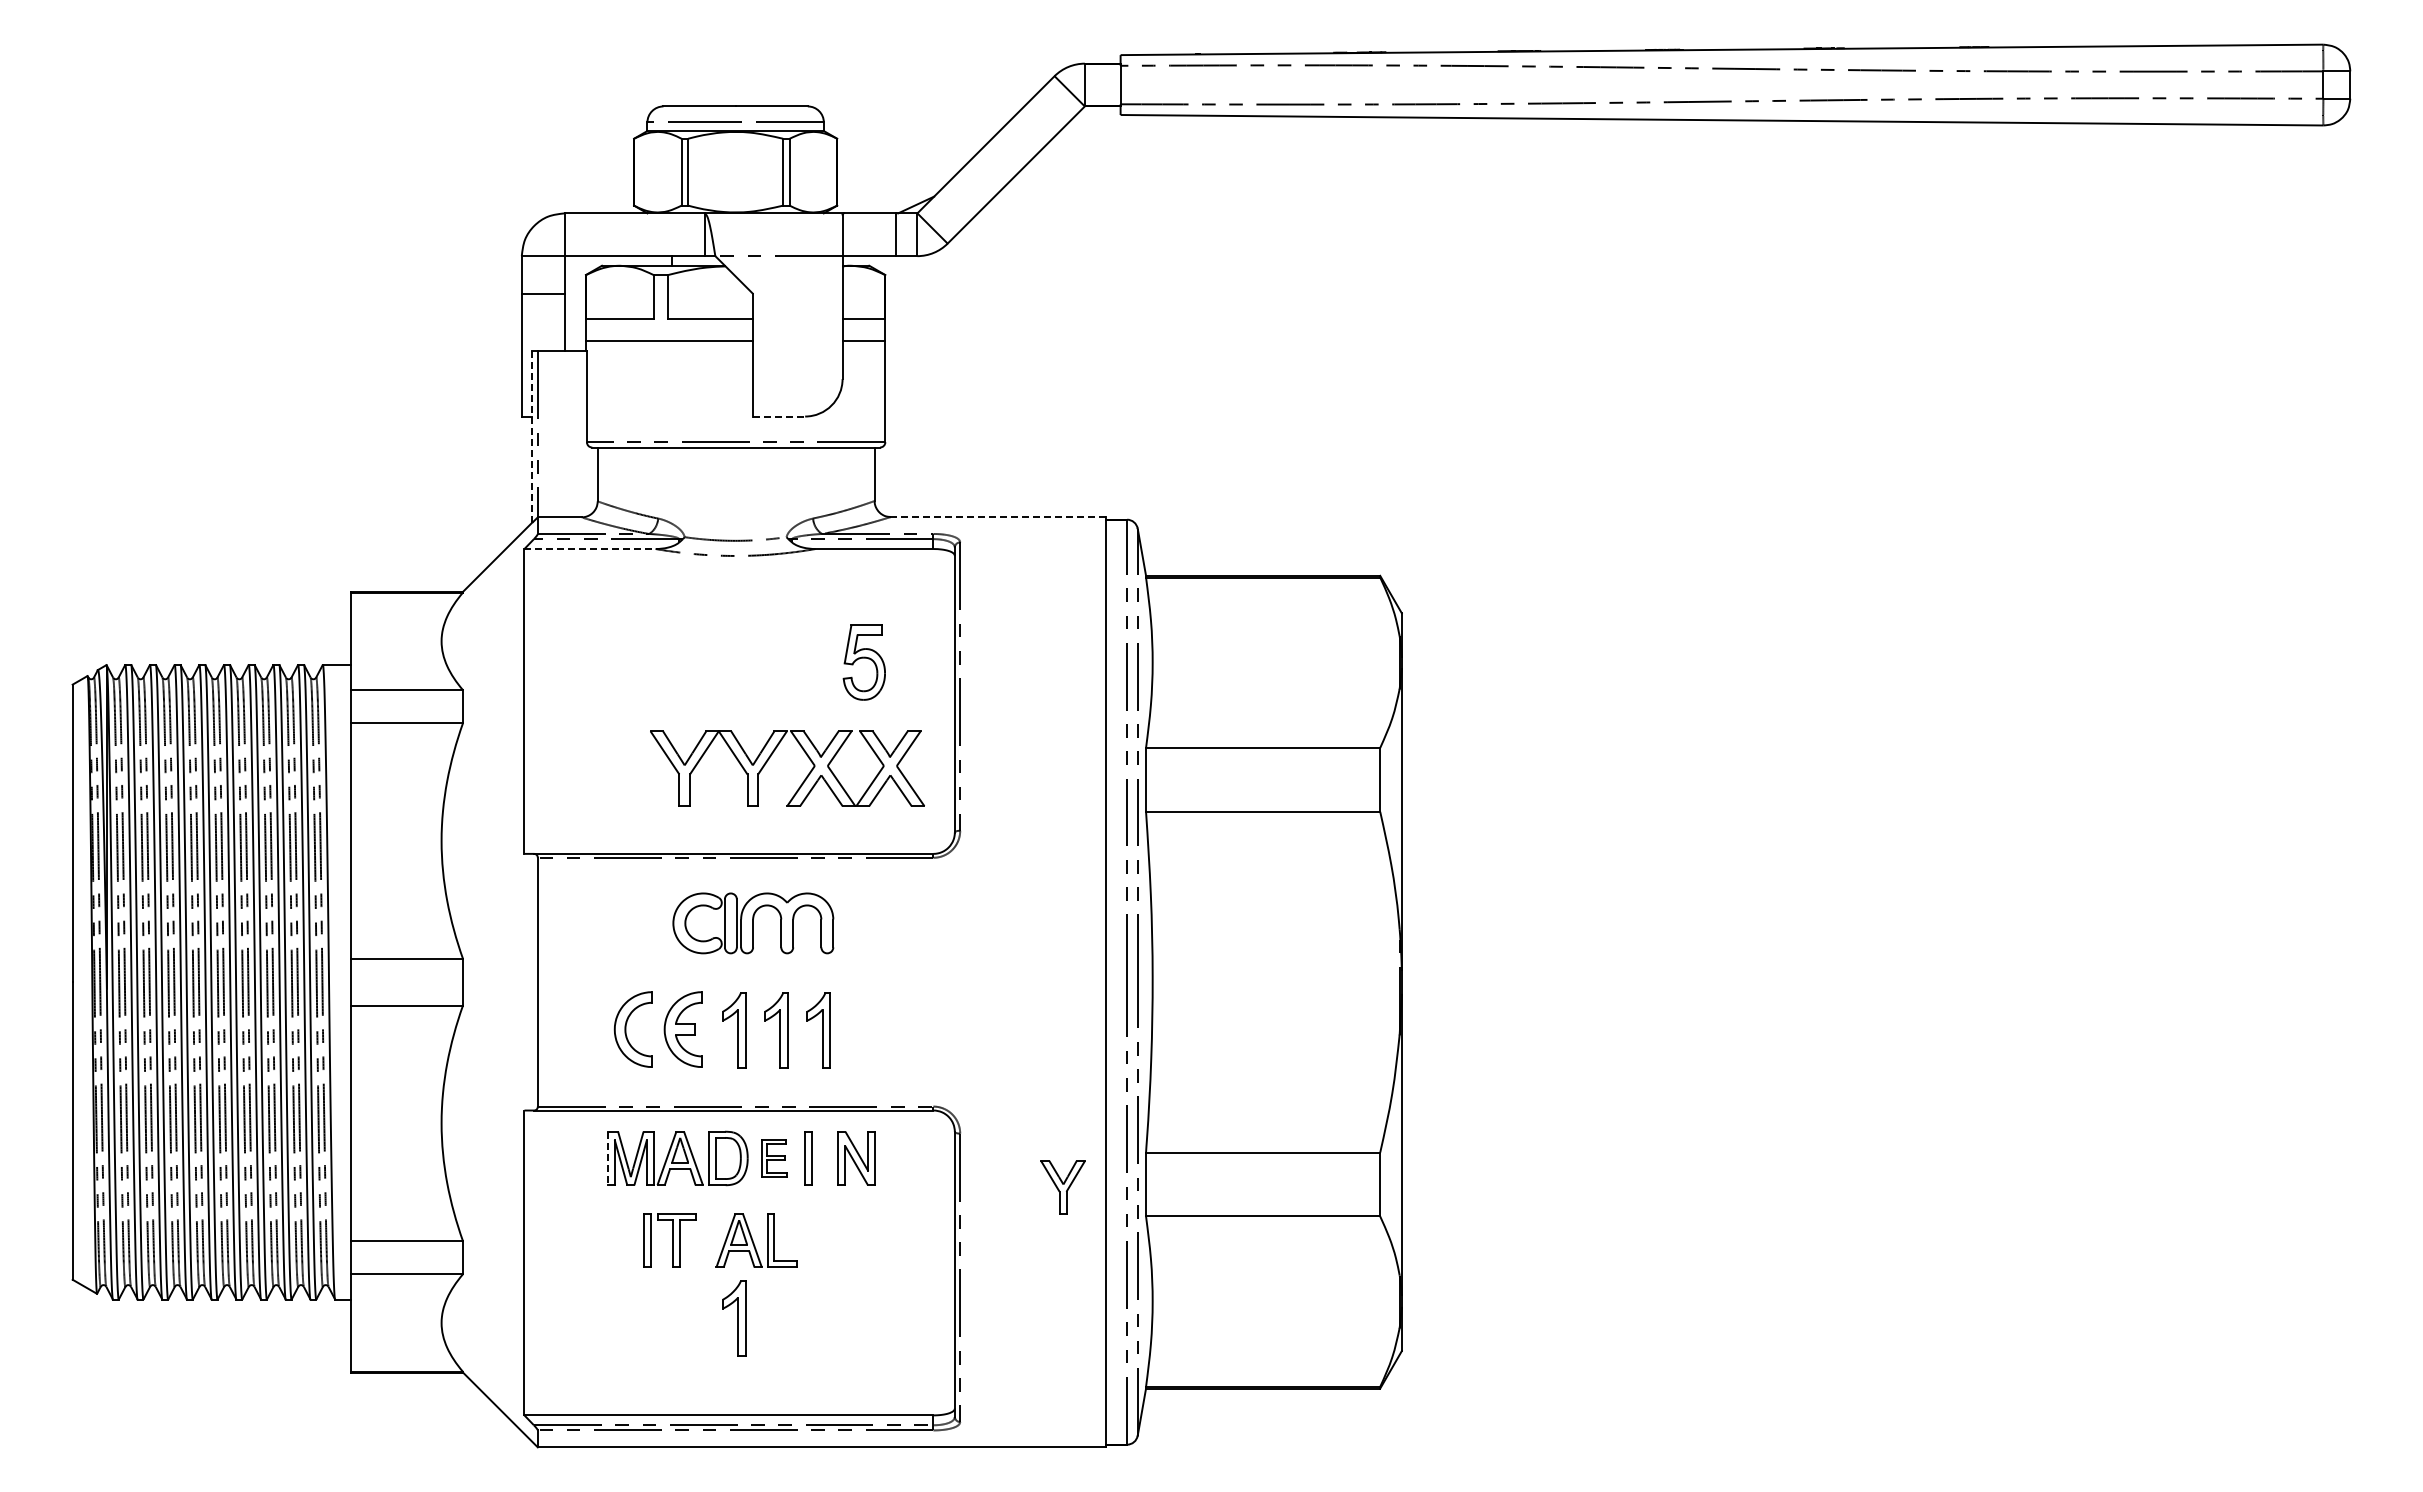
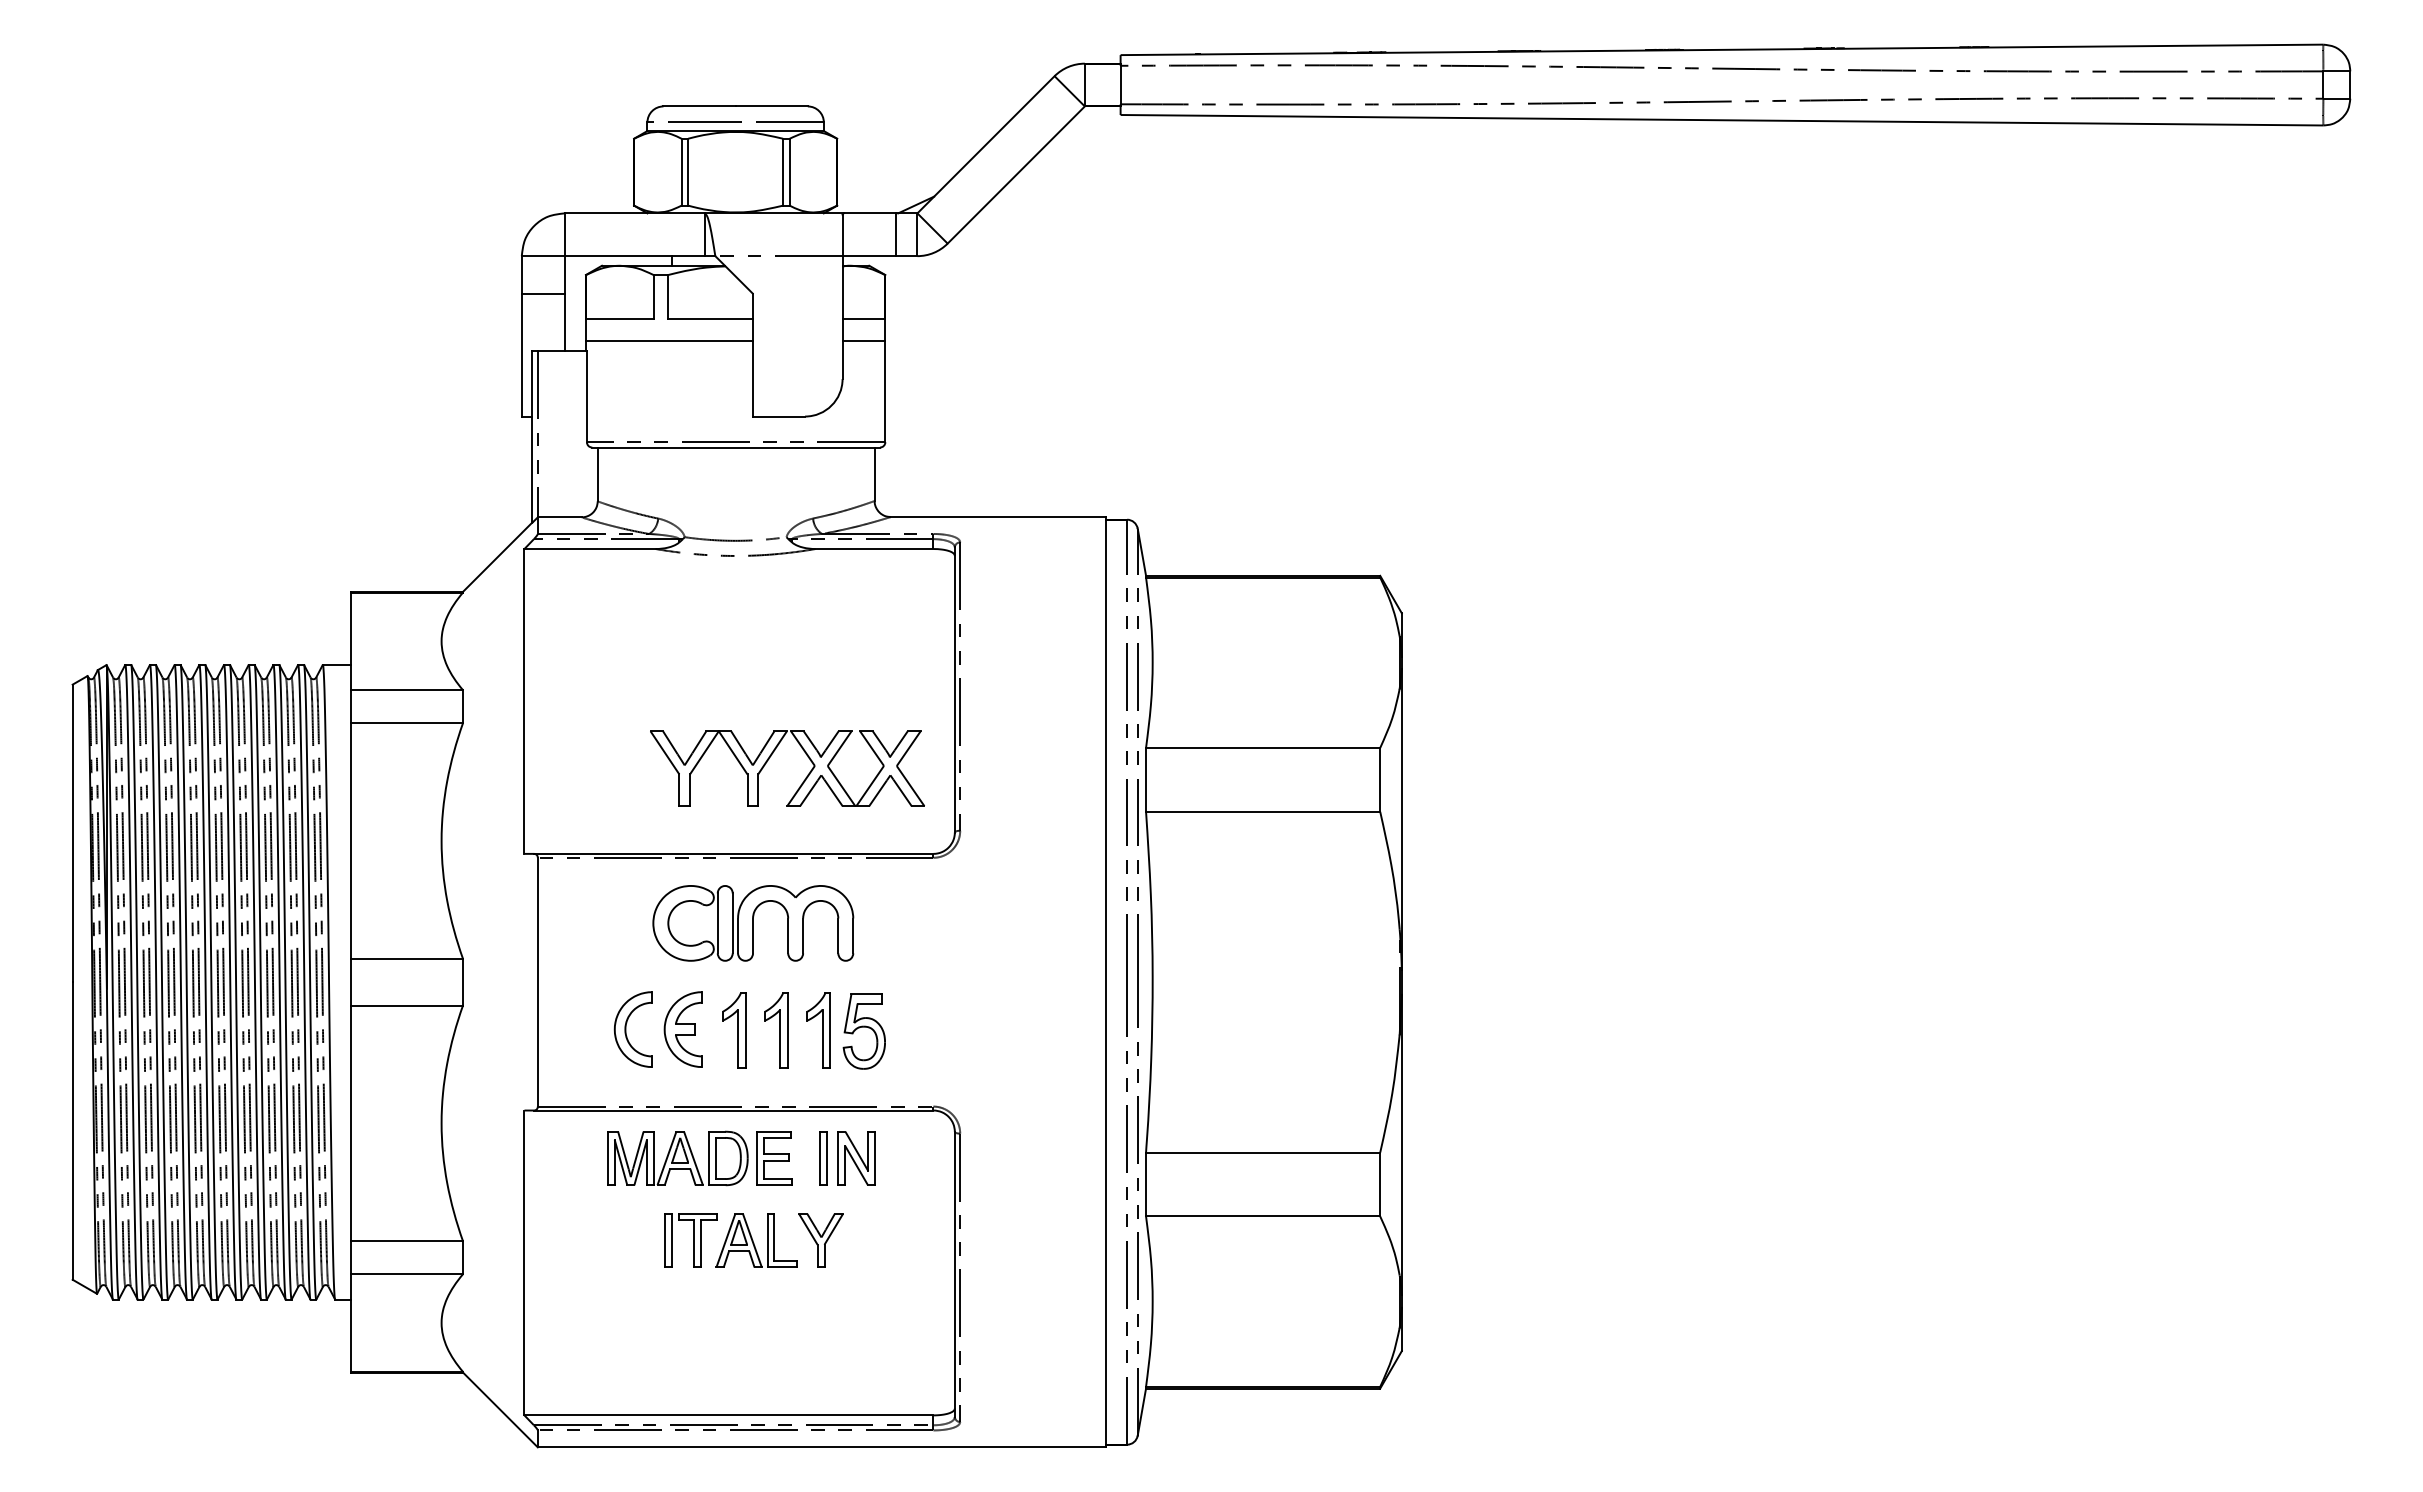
line: dashed -> solid (779, 416)
line: dashed -> solid (532, 436)
line: dashed -> solid (997, 517)
line: dashed -> solid (590, 549)
part position: (863, 662) -> (863, 1031) (863, 1031)
part size: 163x63 px -> 203x77 px (753, 923)
line: dashed -> solid (607, 1158)
part size: 27x39 px -> 37x55 px (774, 1158)
part position: (808, 1158) -> (823, 1158) (823, 1158)
part position: (1062, 1187) -> (820, 1240) (820, 1240)
part position: (669, 1240) -> (690, 1240) (690, 1240)
part: present -> none (734, 1318)
